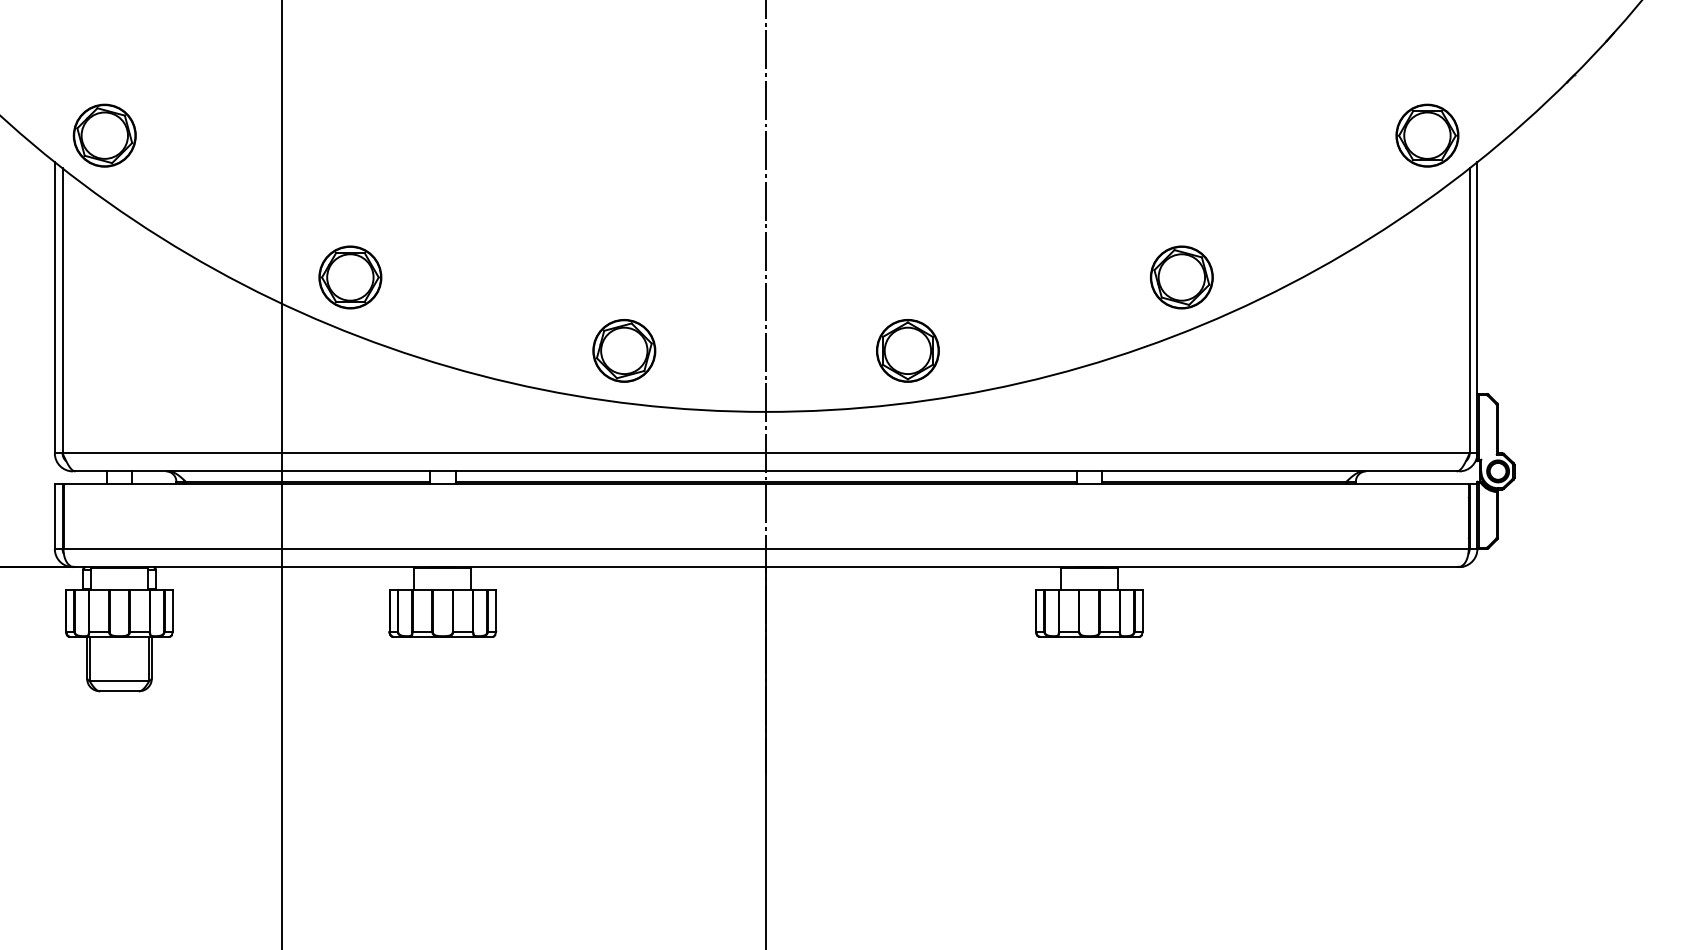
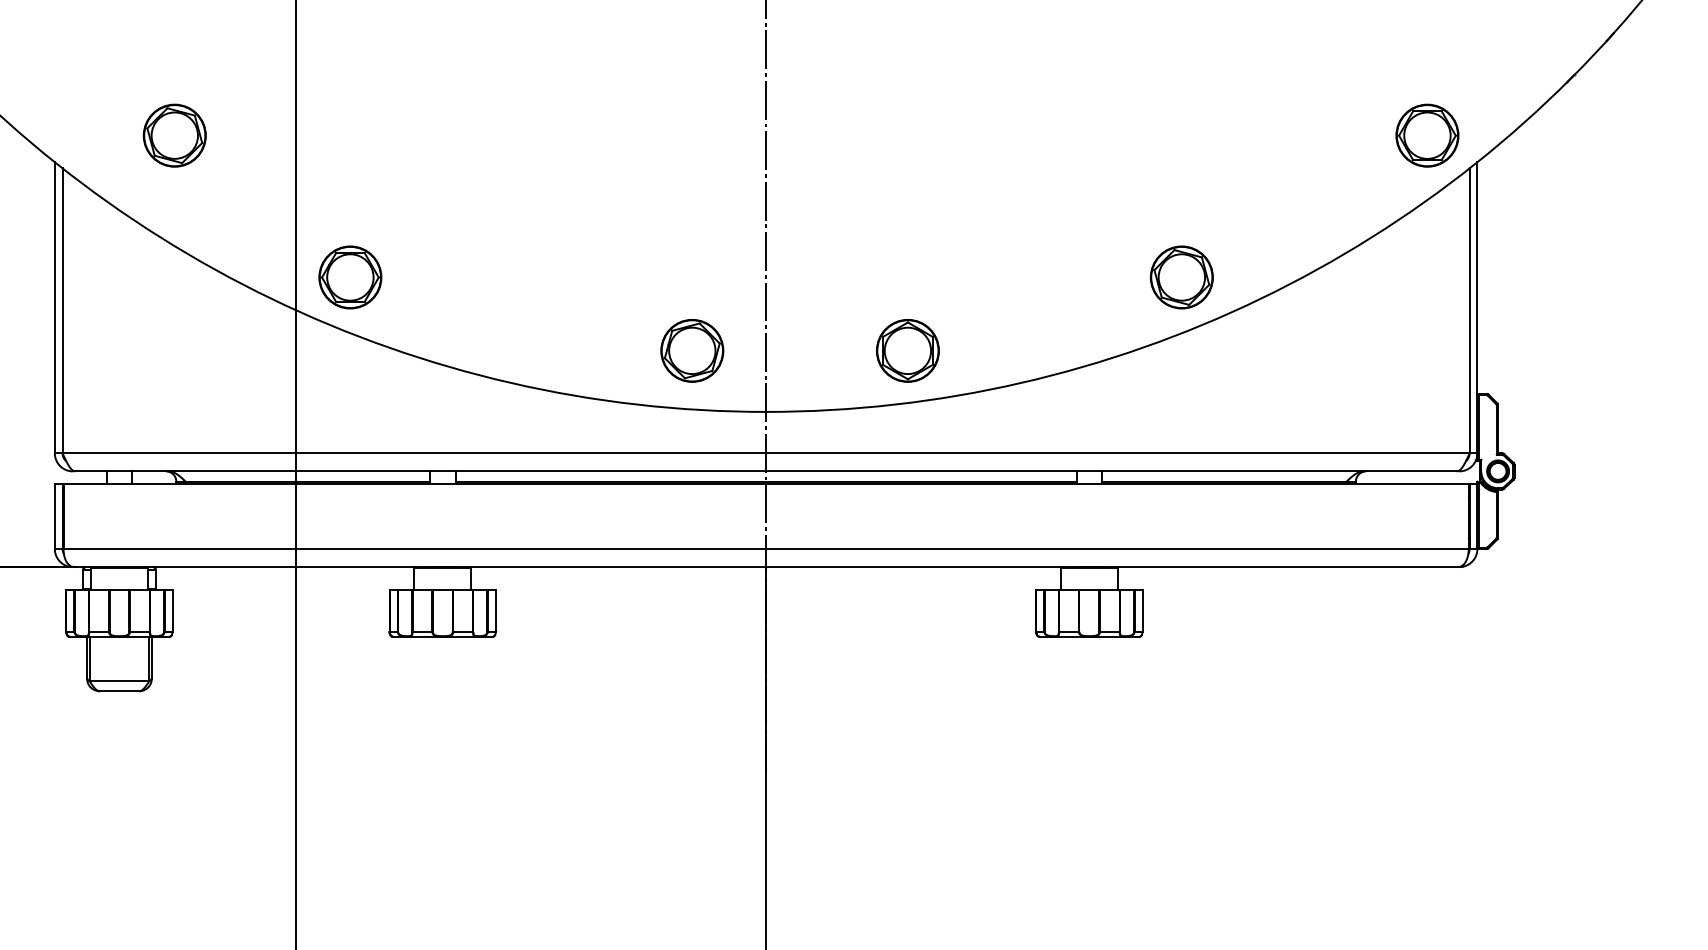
part position: (104, 135) -> (174, 135) (174, 135)
part position: (624, 350) -> (692, 350) (692, 350)
line position: (281, 474) -> (295, 474) (295, 474)
